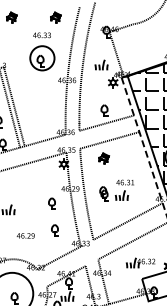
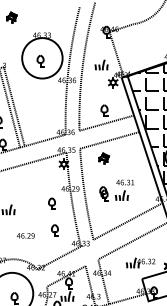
part: present -> none (55, 17)
circle diameter: 24 px -> 40 px (42, 58)
line: dashed -> solid (144, 146)
